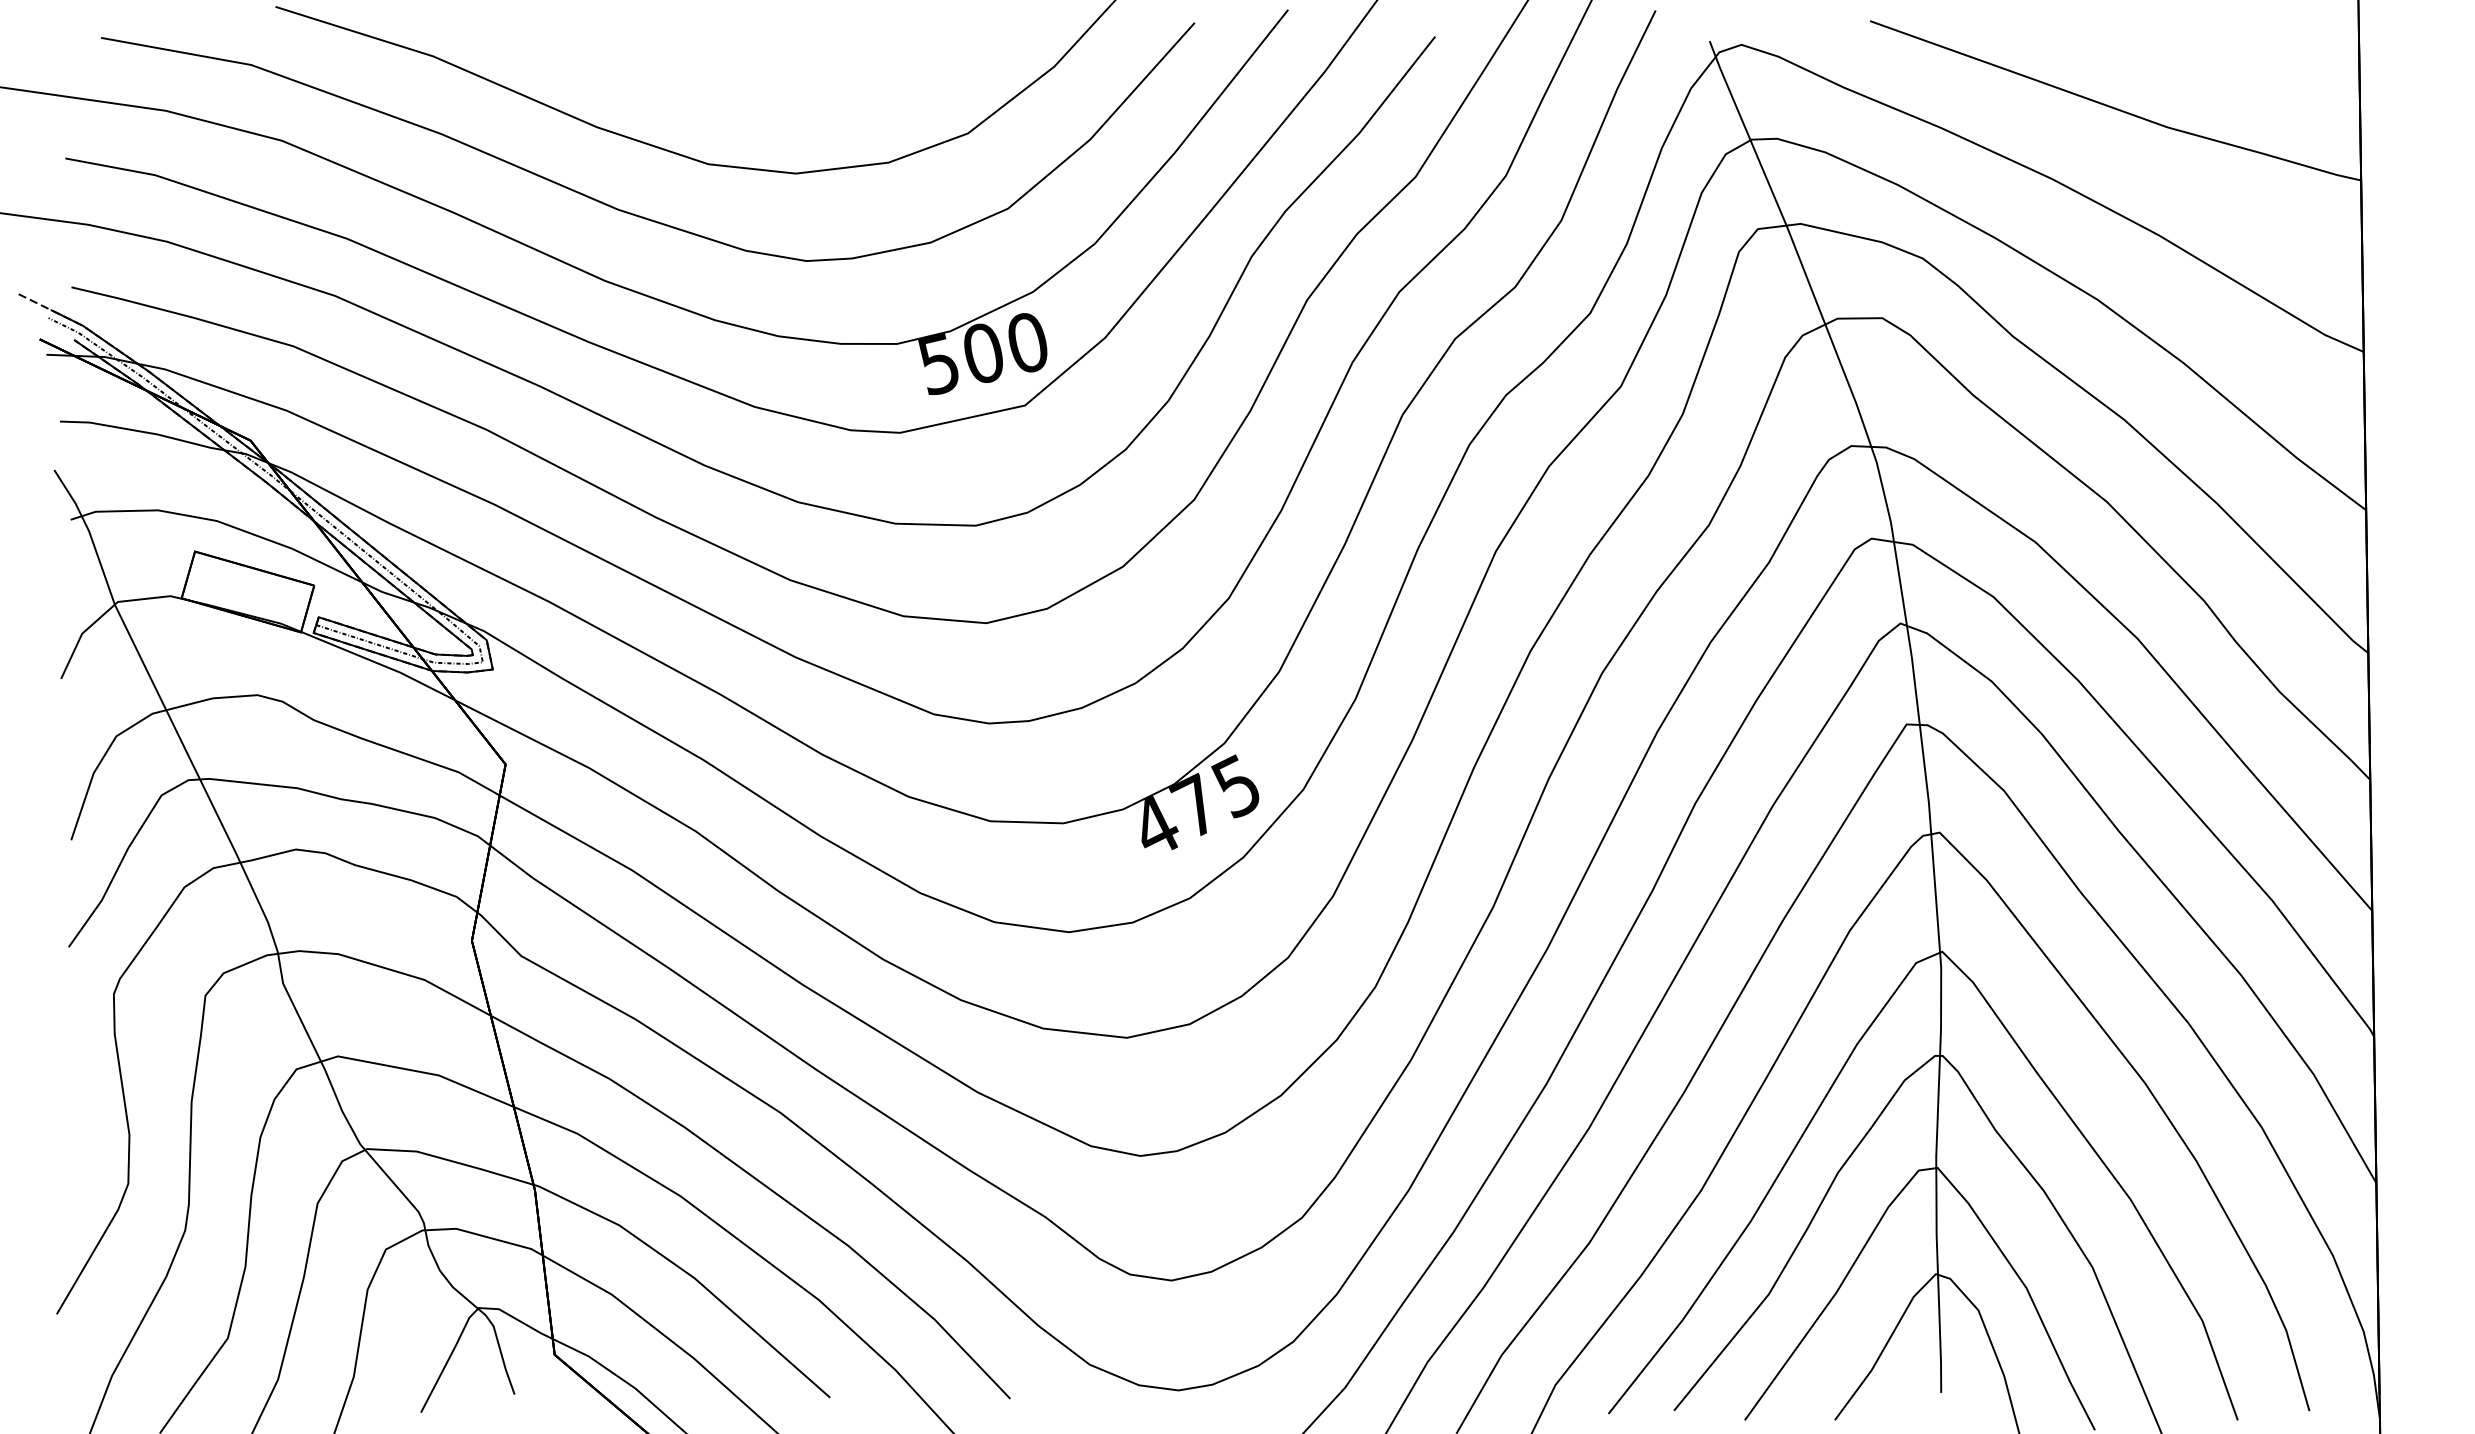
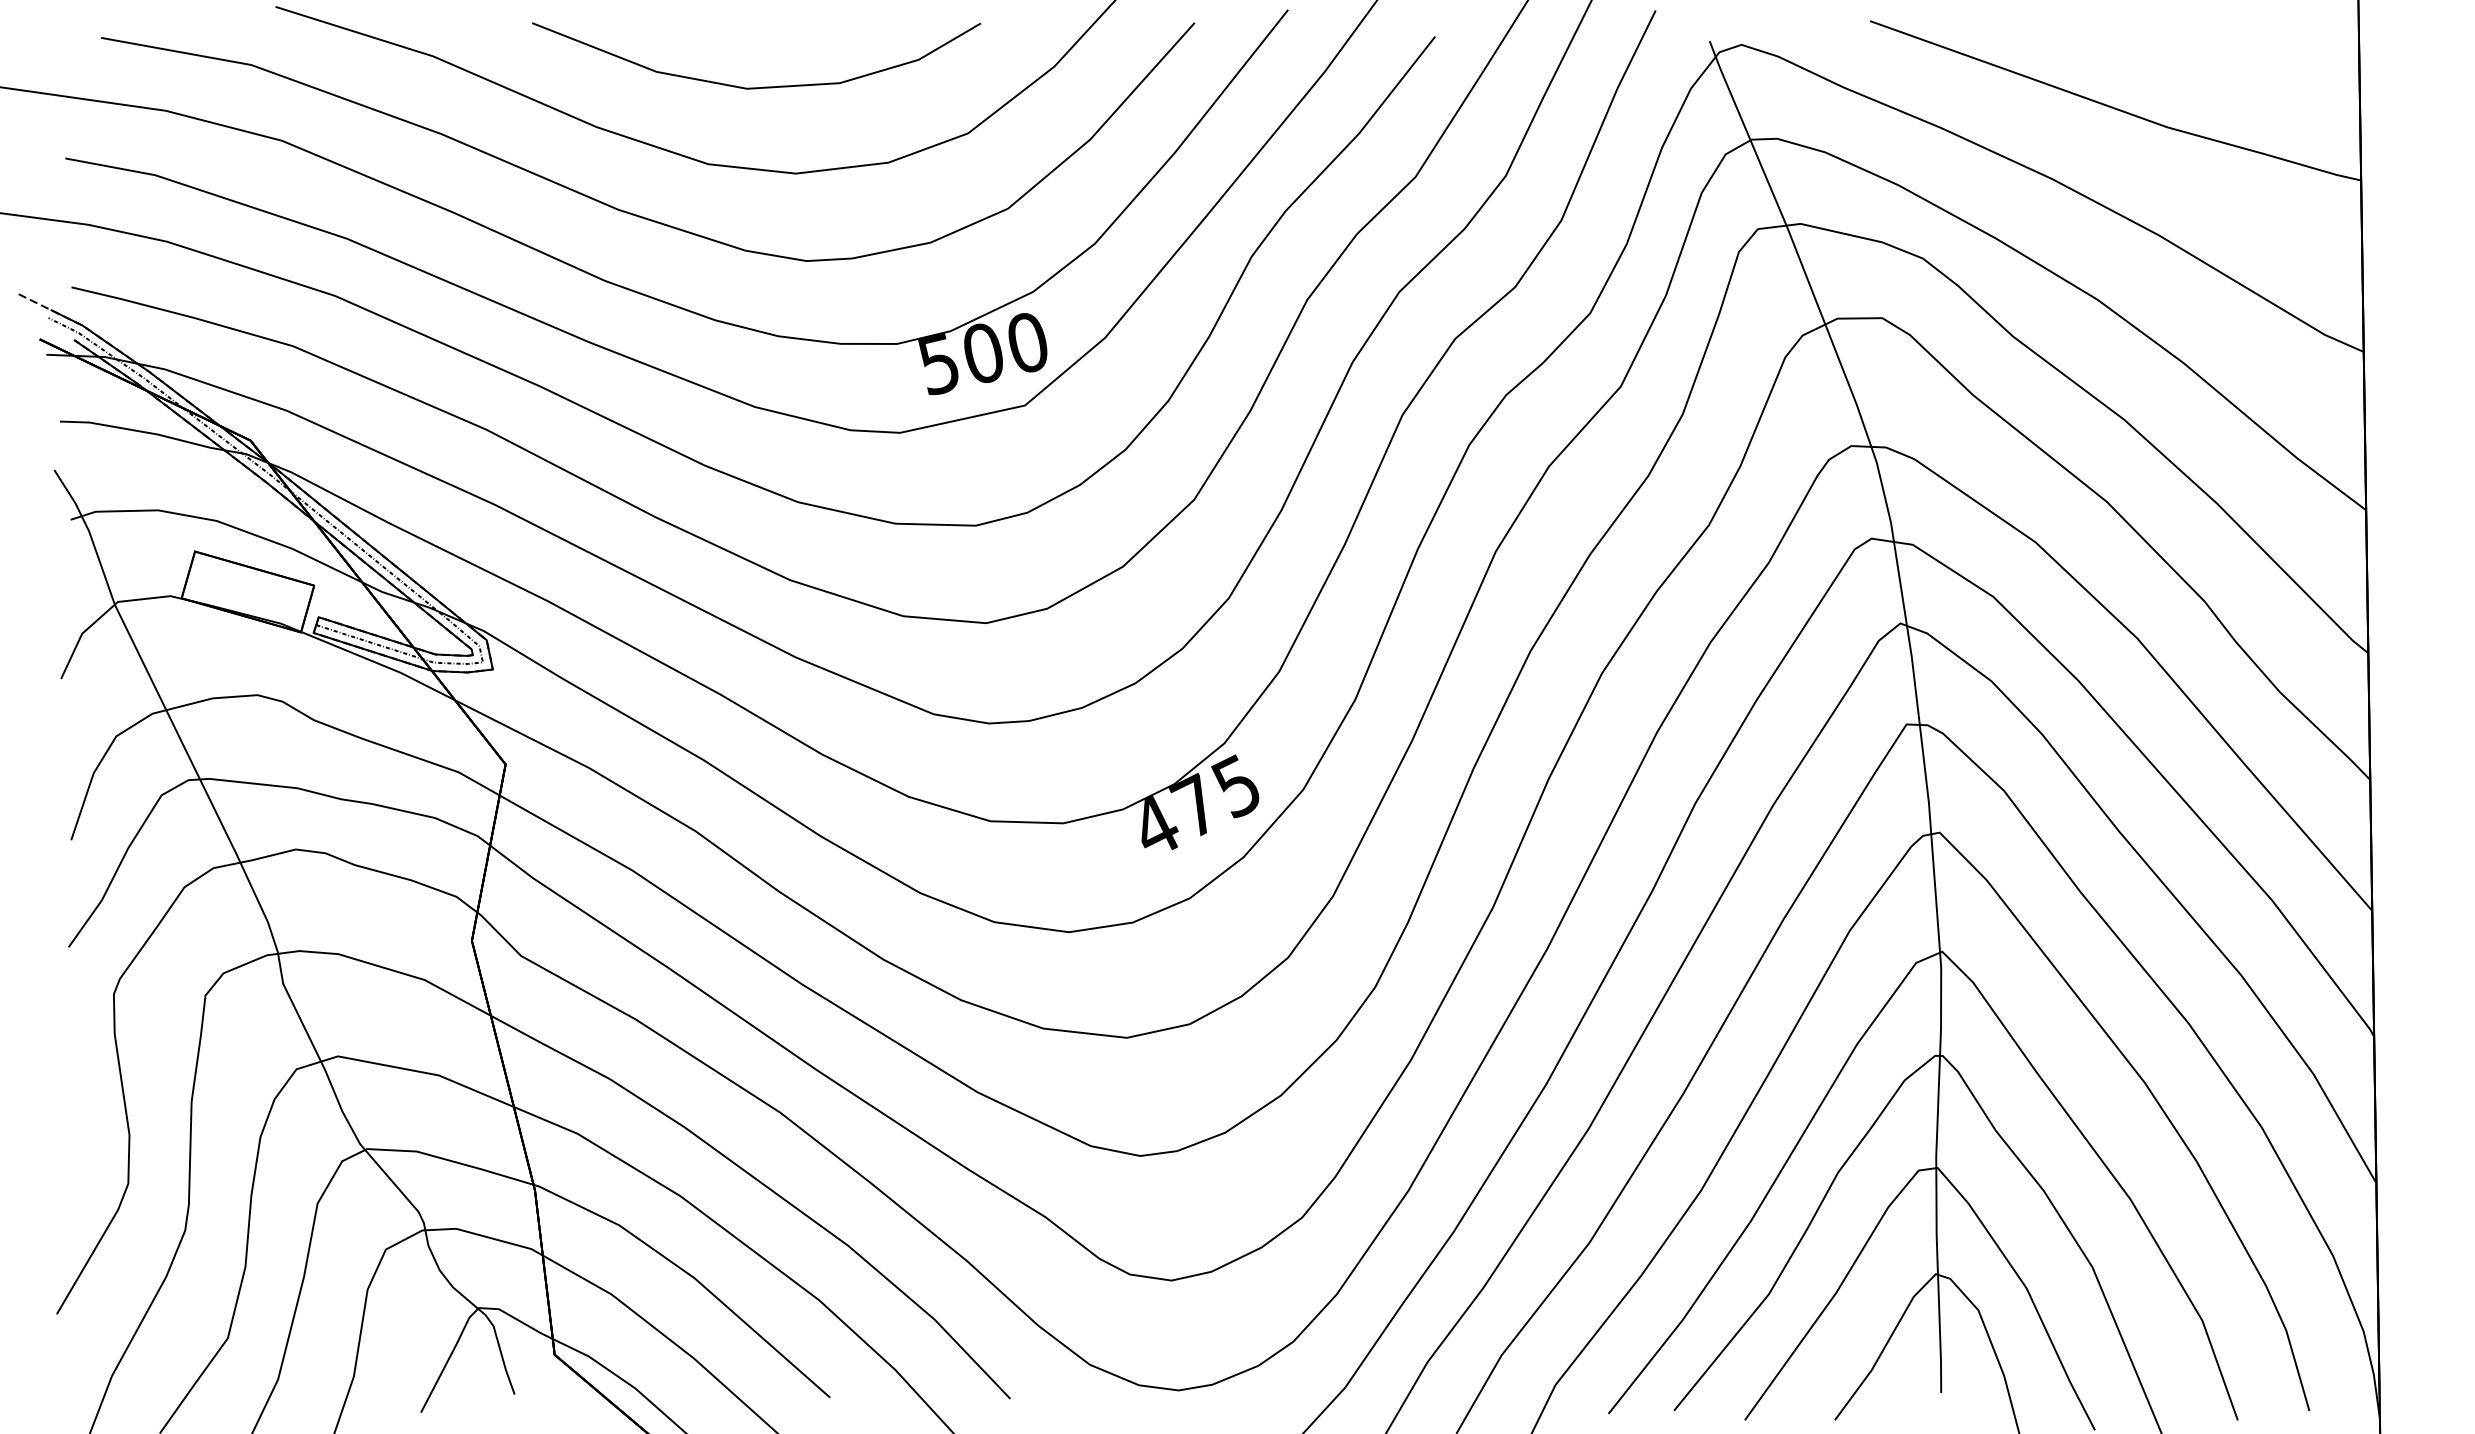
curve: none -> present (763, 86)
